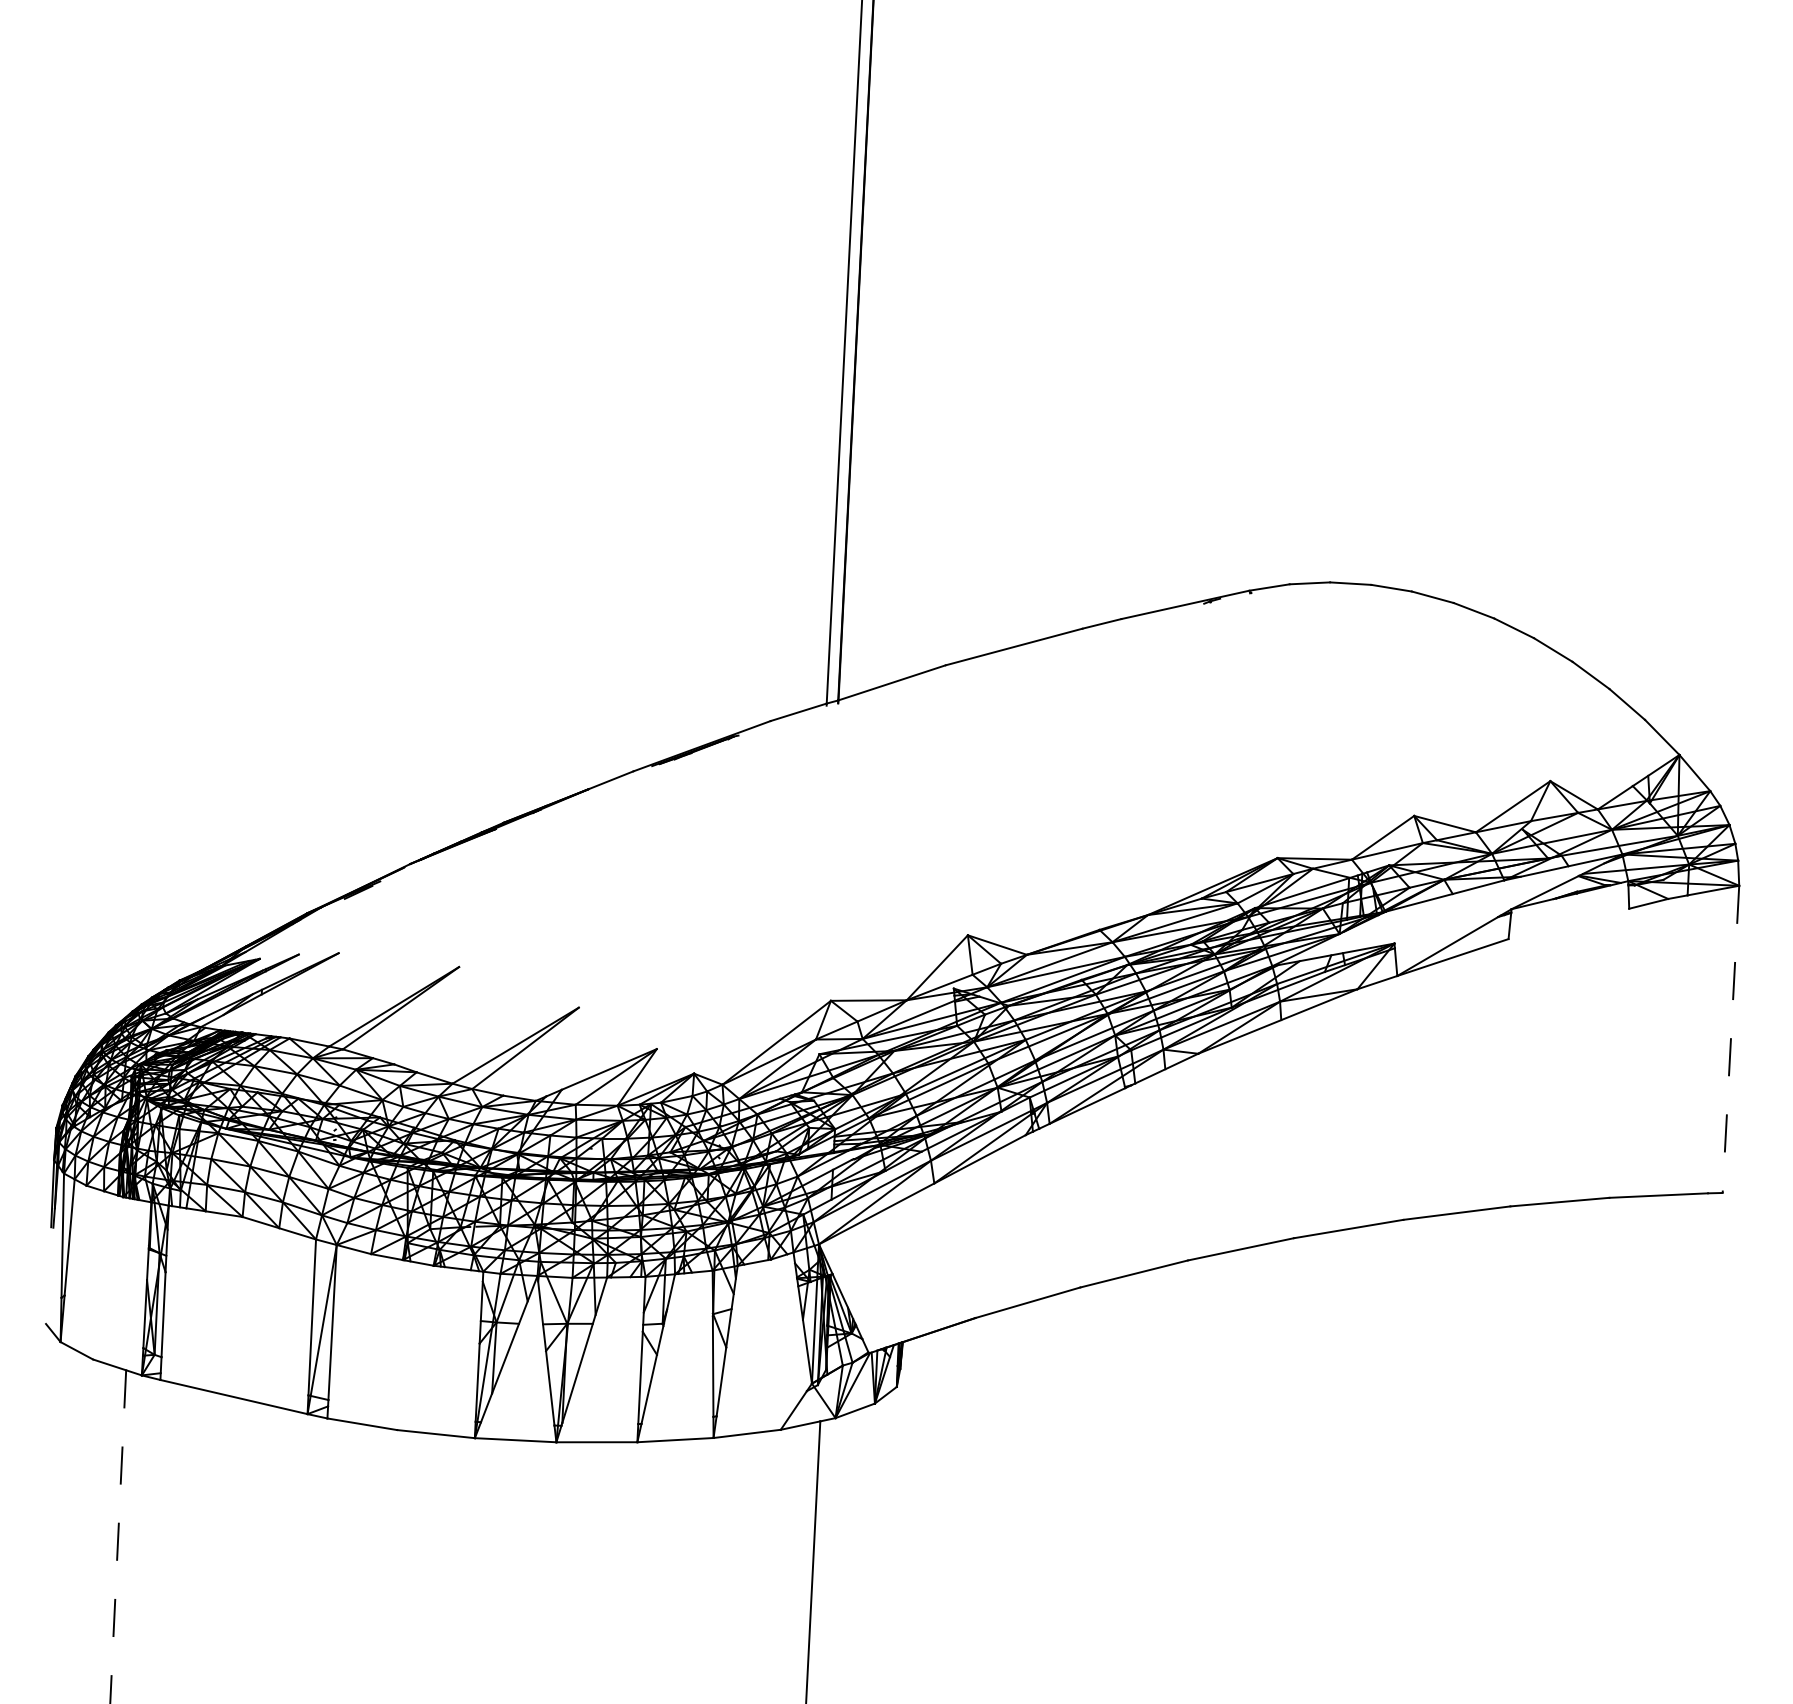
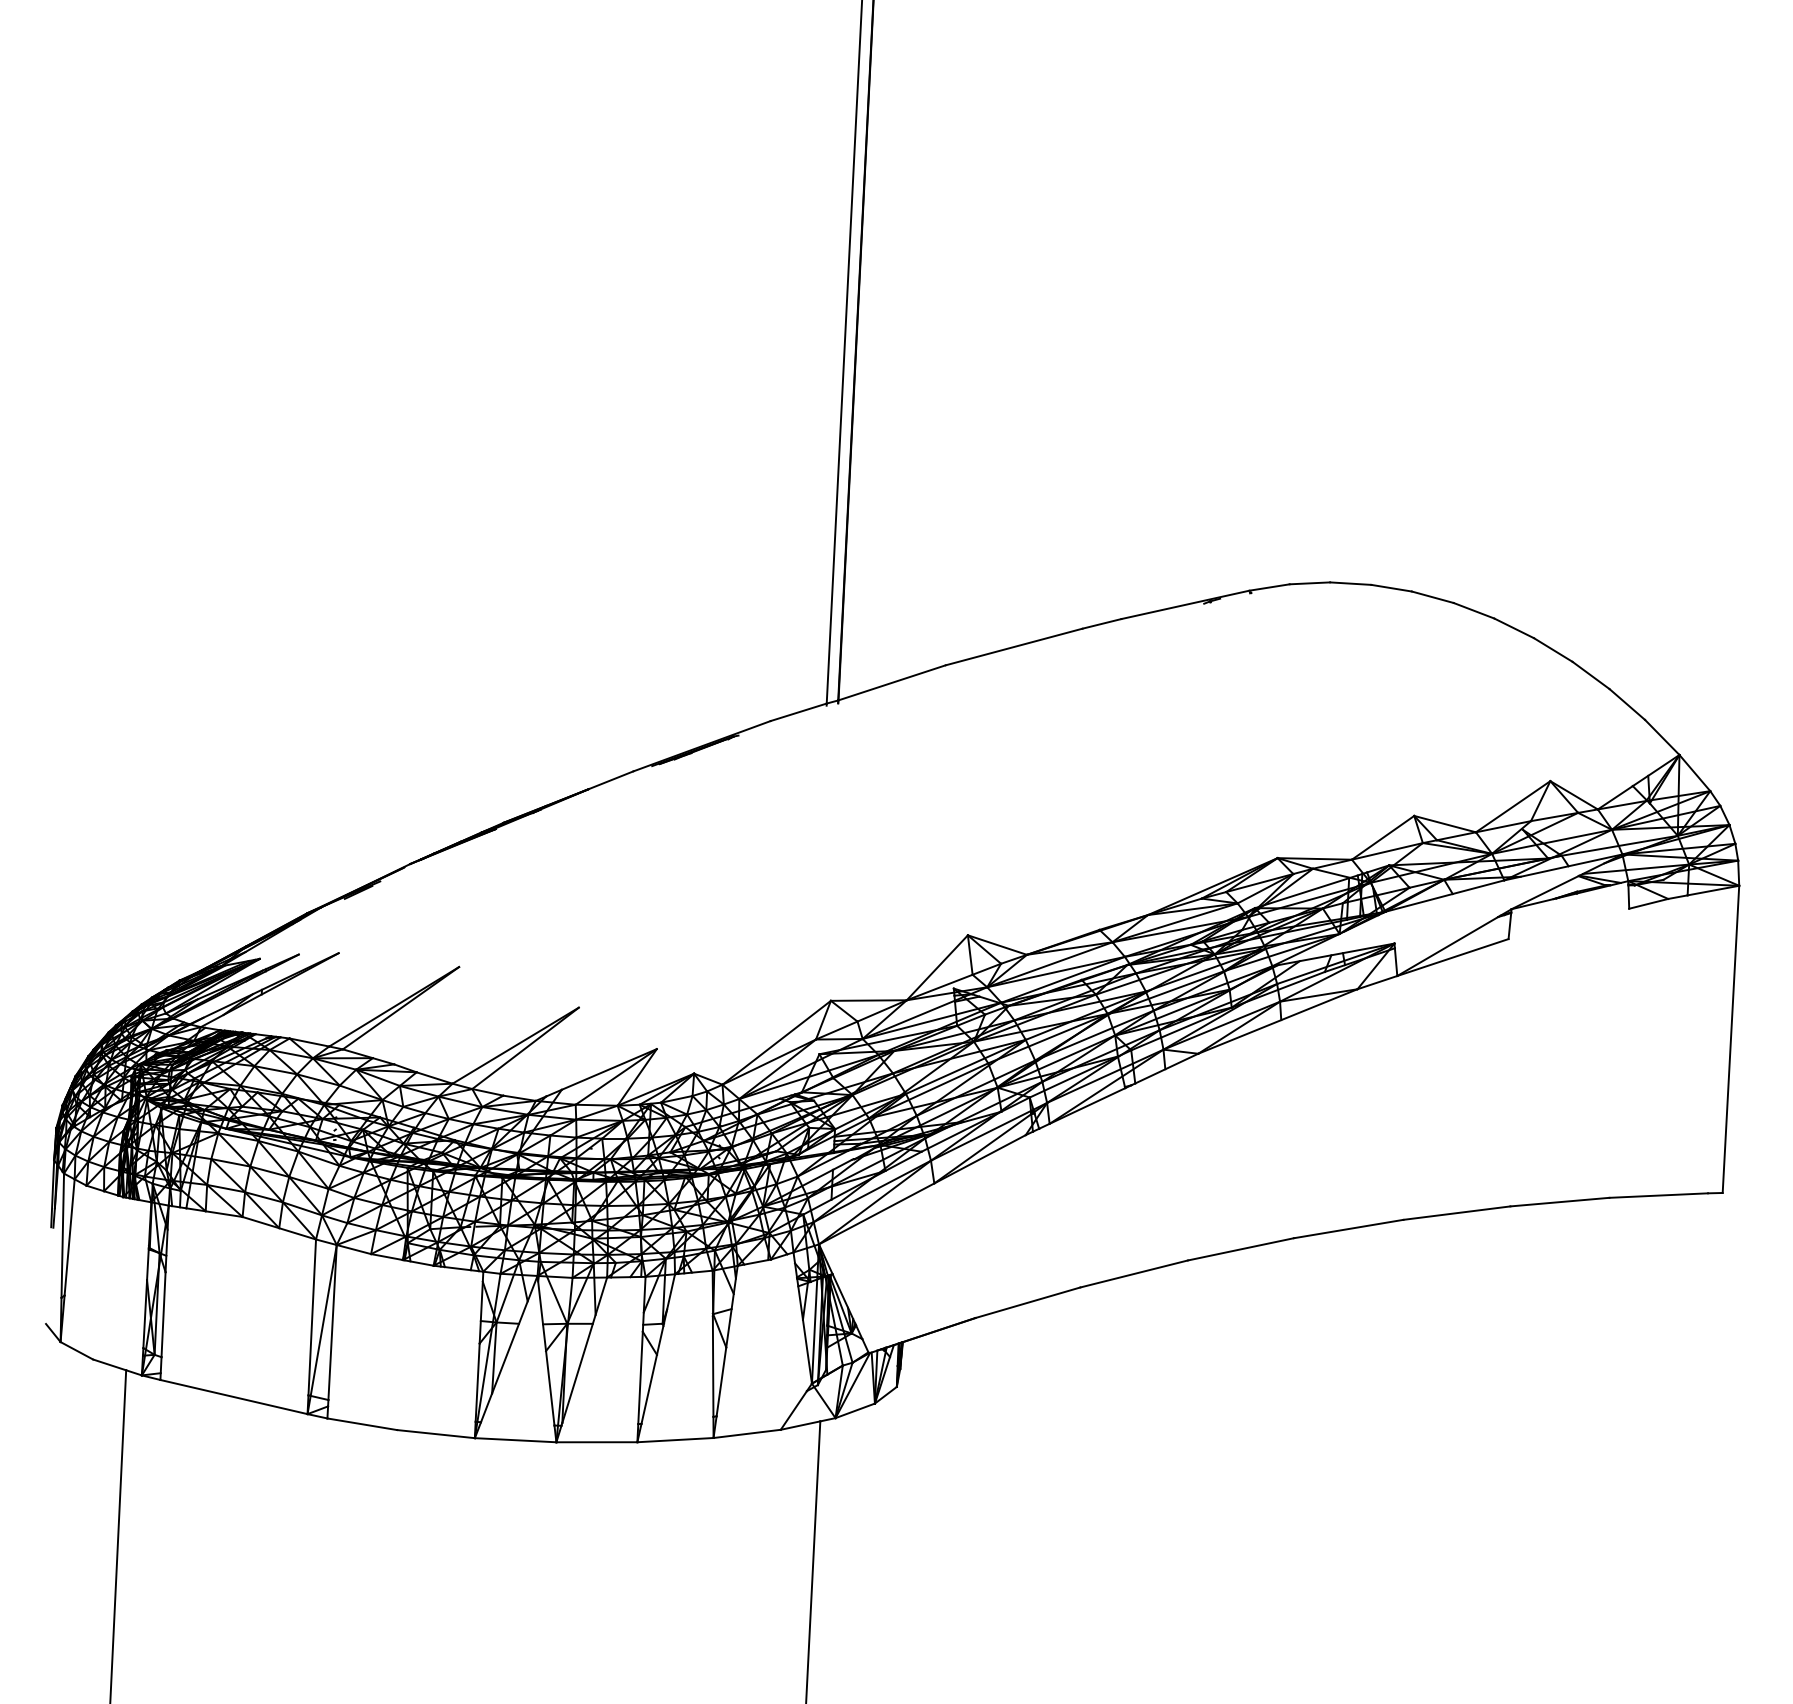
line: dashed -> solid (1730, 1039)
line: dashed -> solid (118, 1537)
